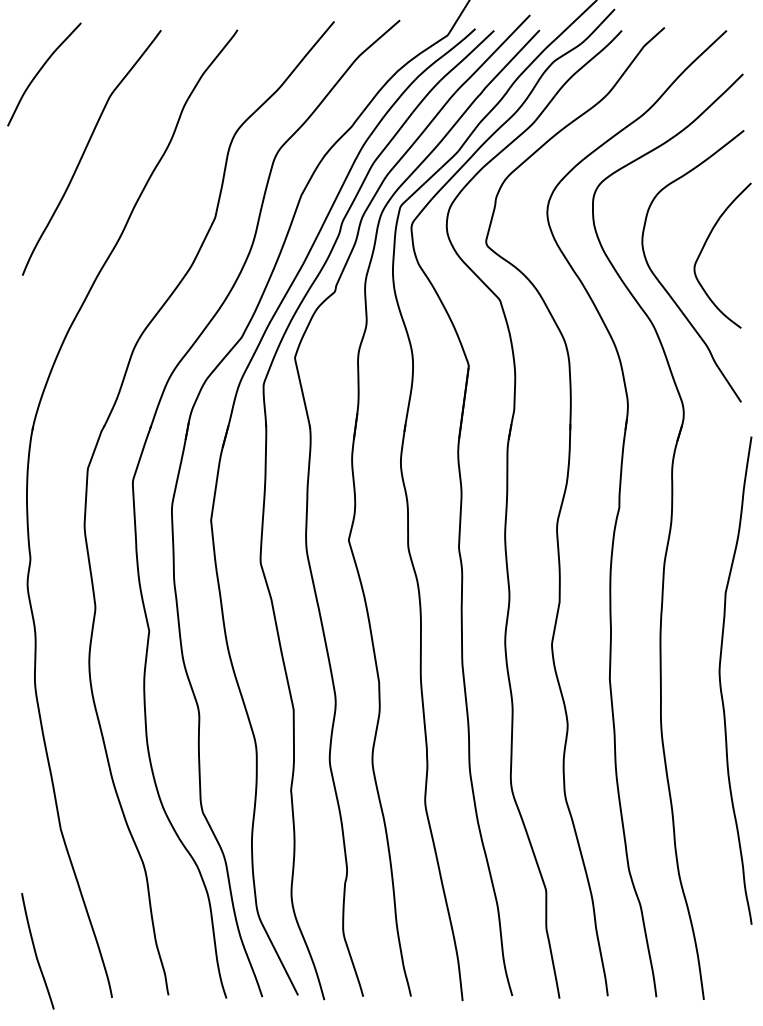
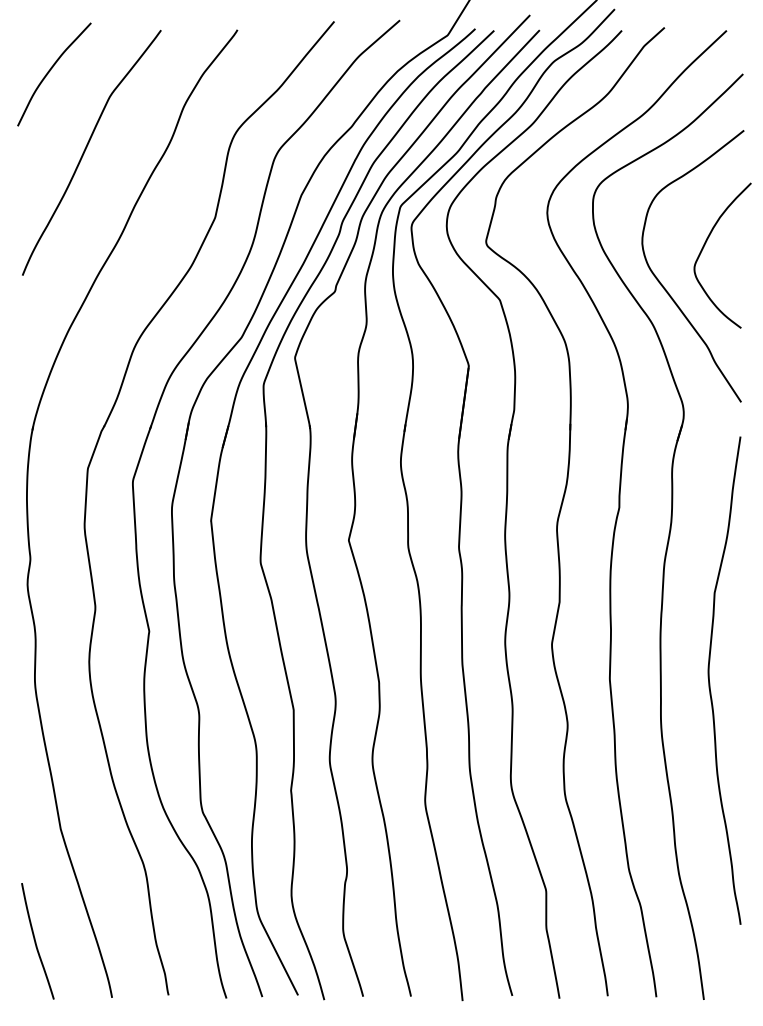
curve position: (40, 71) -> (50, 71) (50, 71)
curve position: (721, 682) -> (710, 682) (710, 682)
curve position: (36, 951) -> (36, 941) (36, 941)
